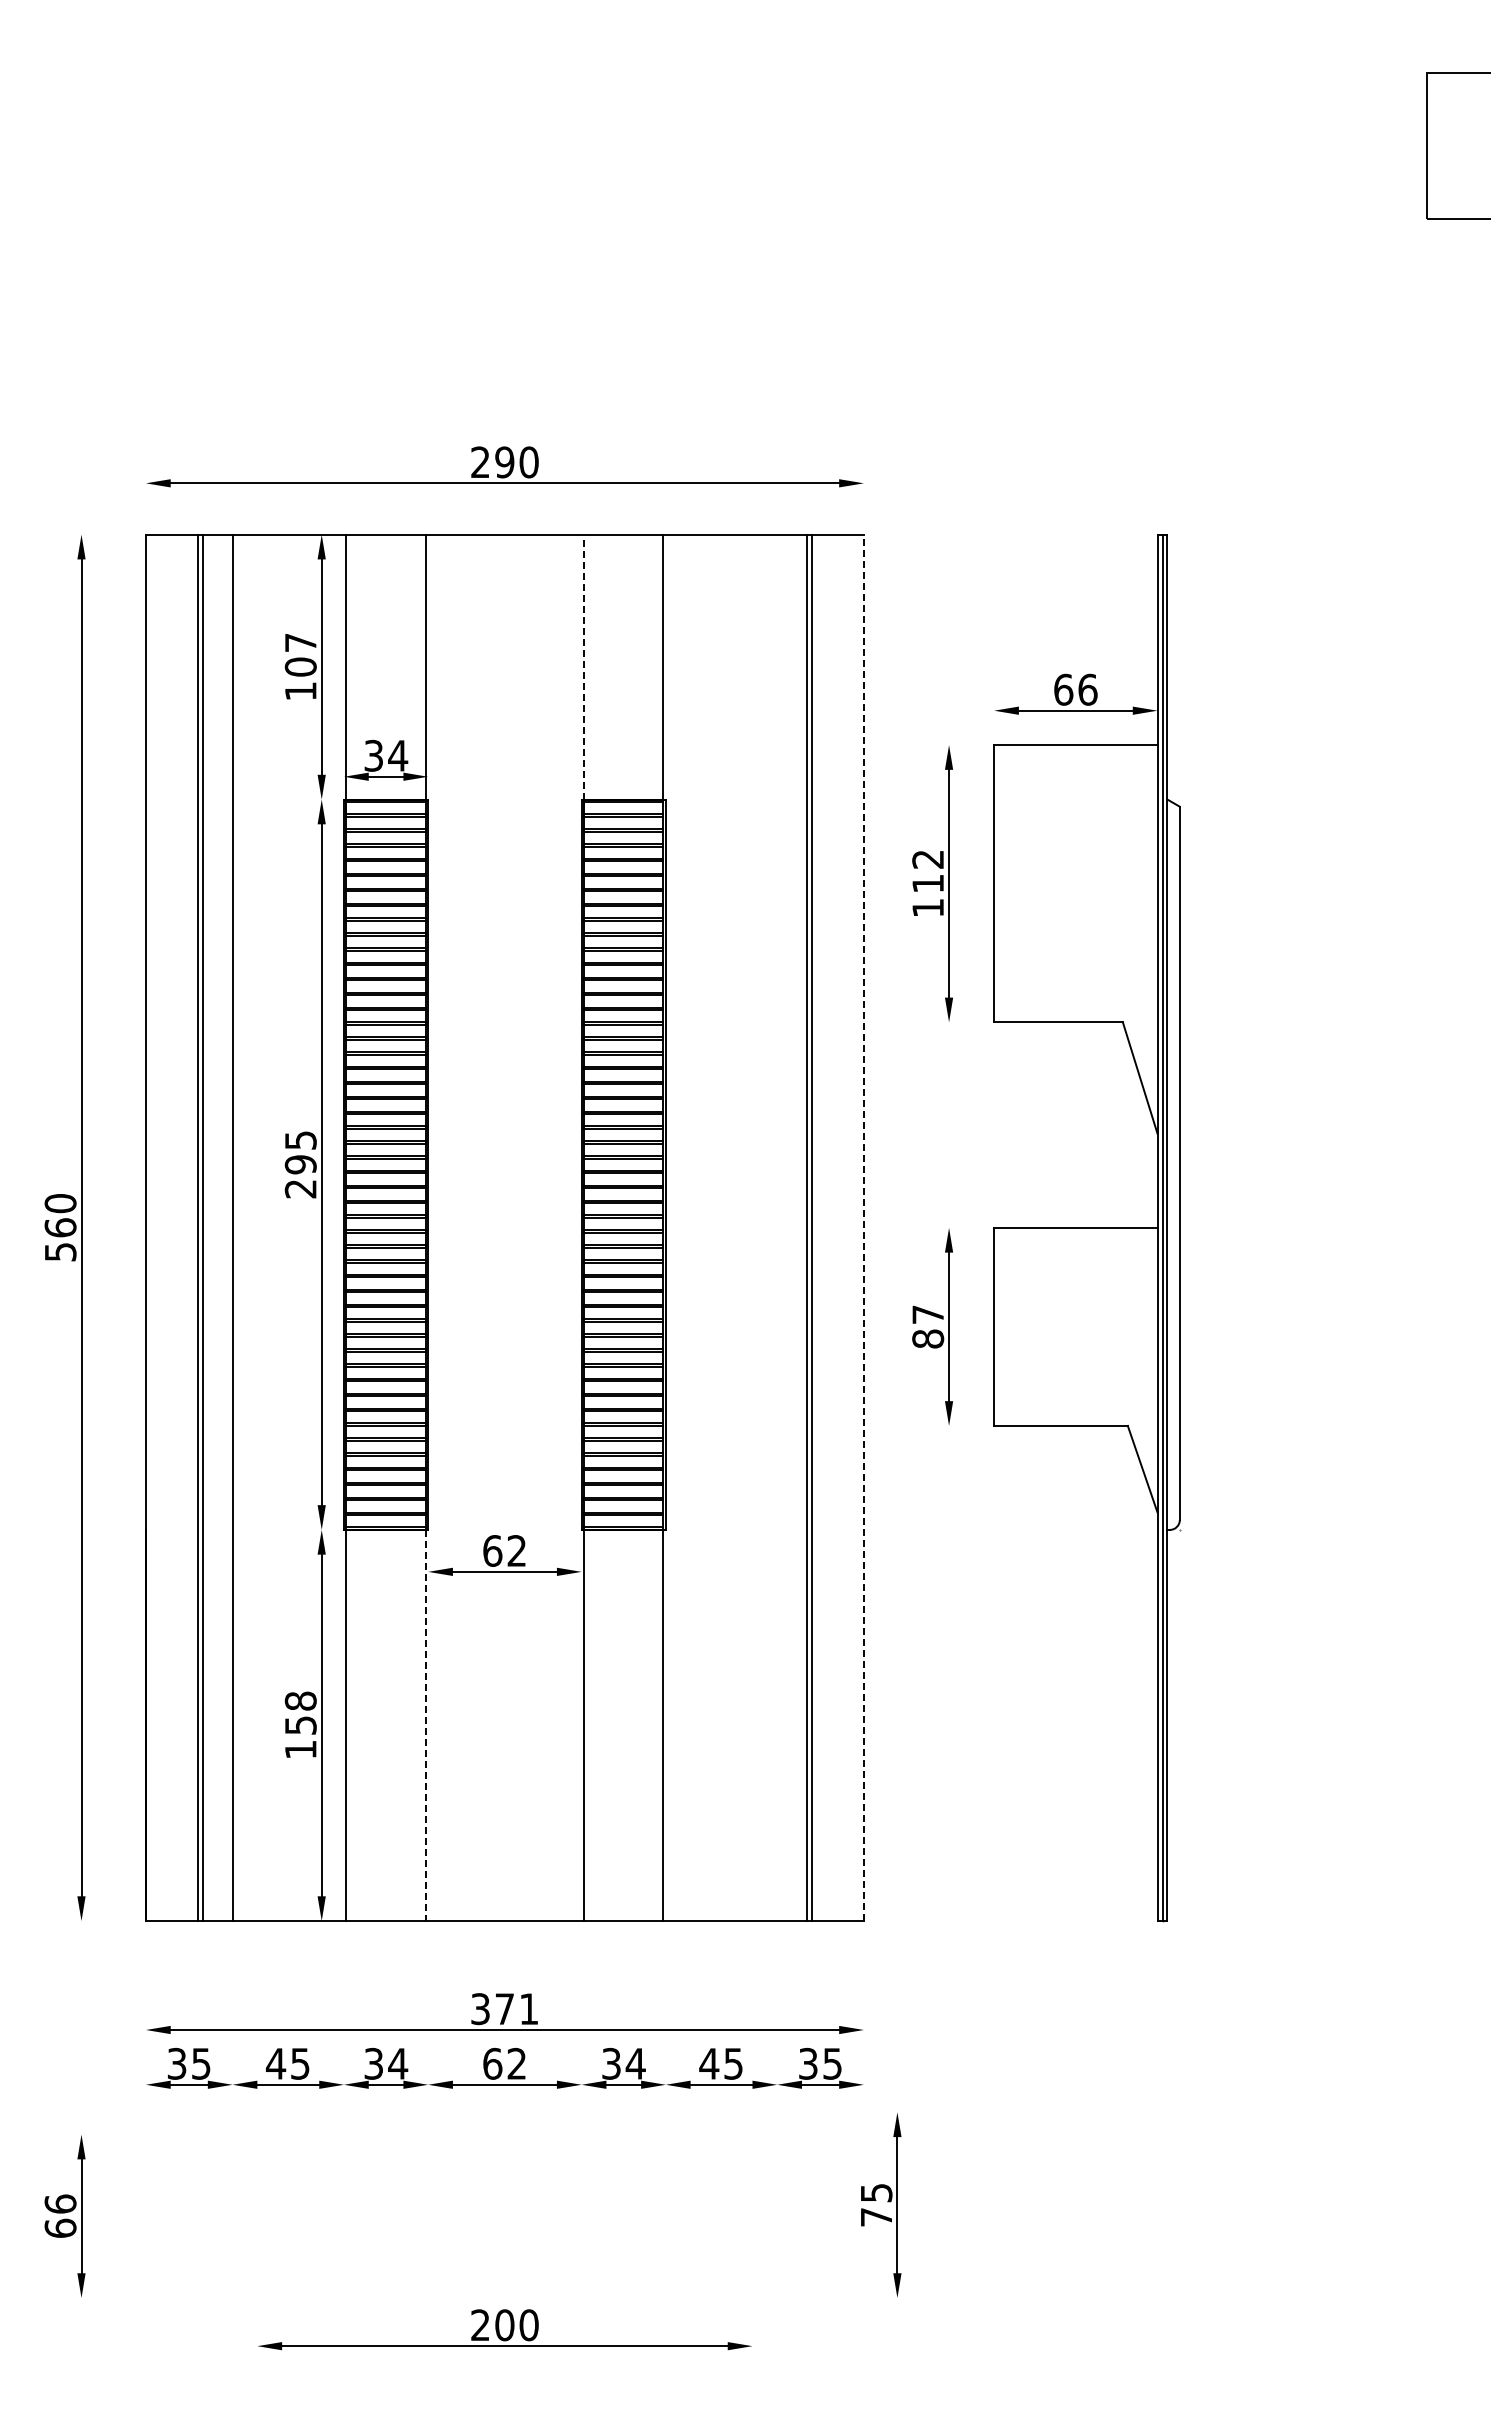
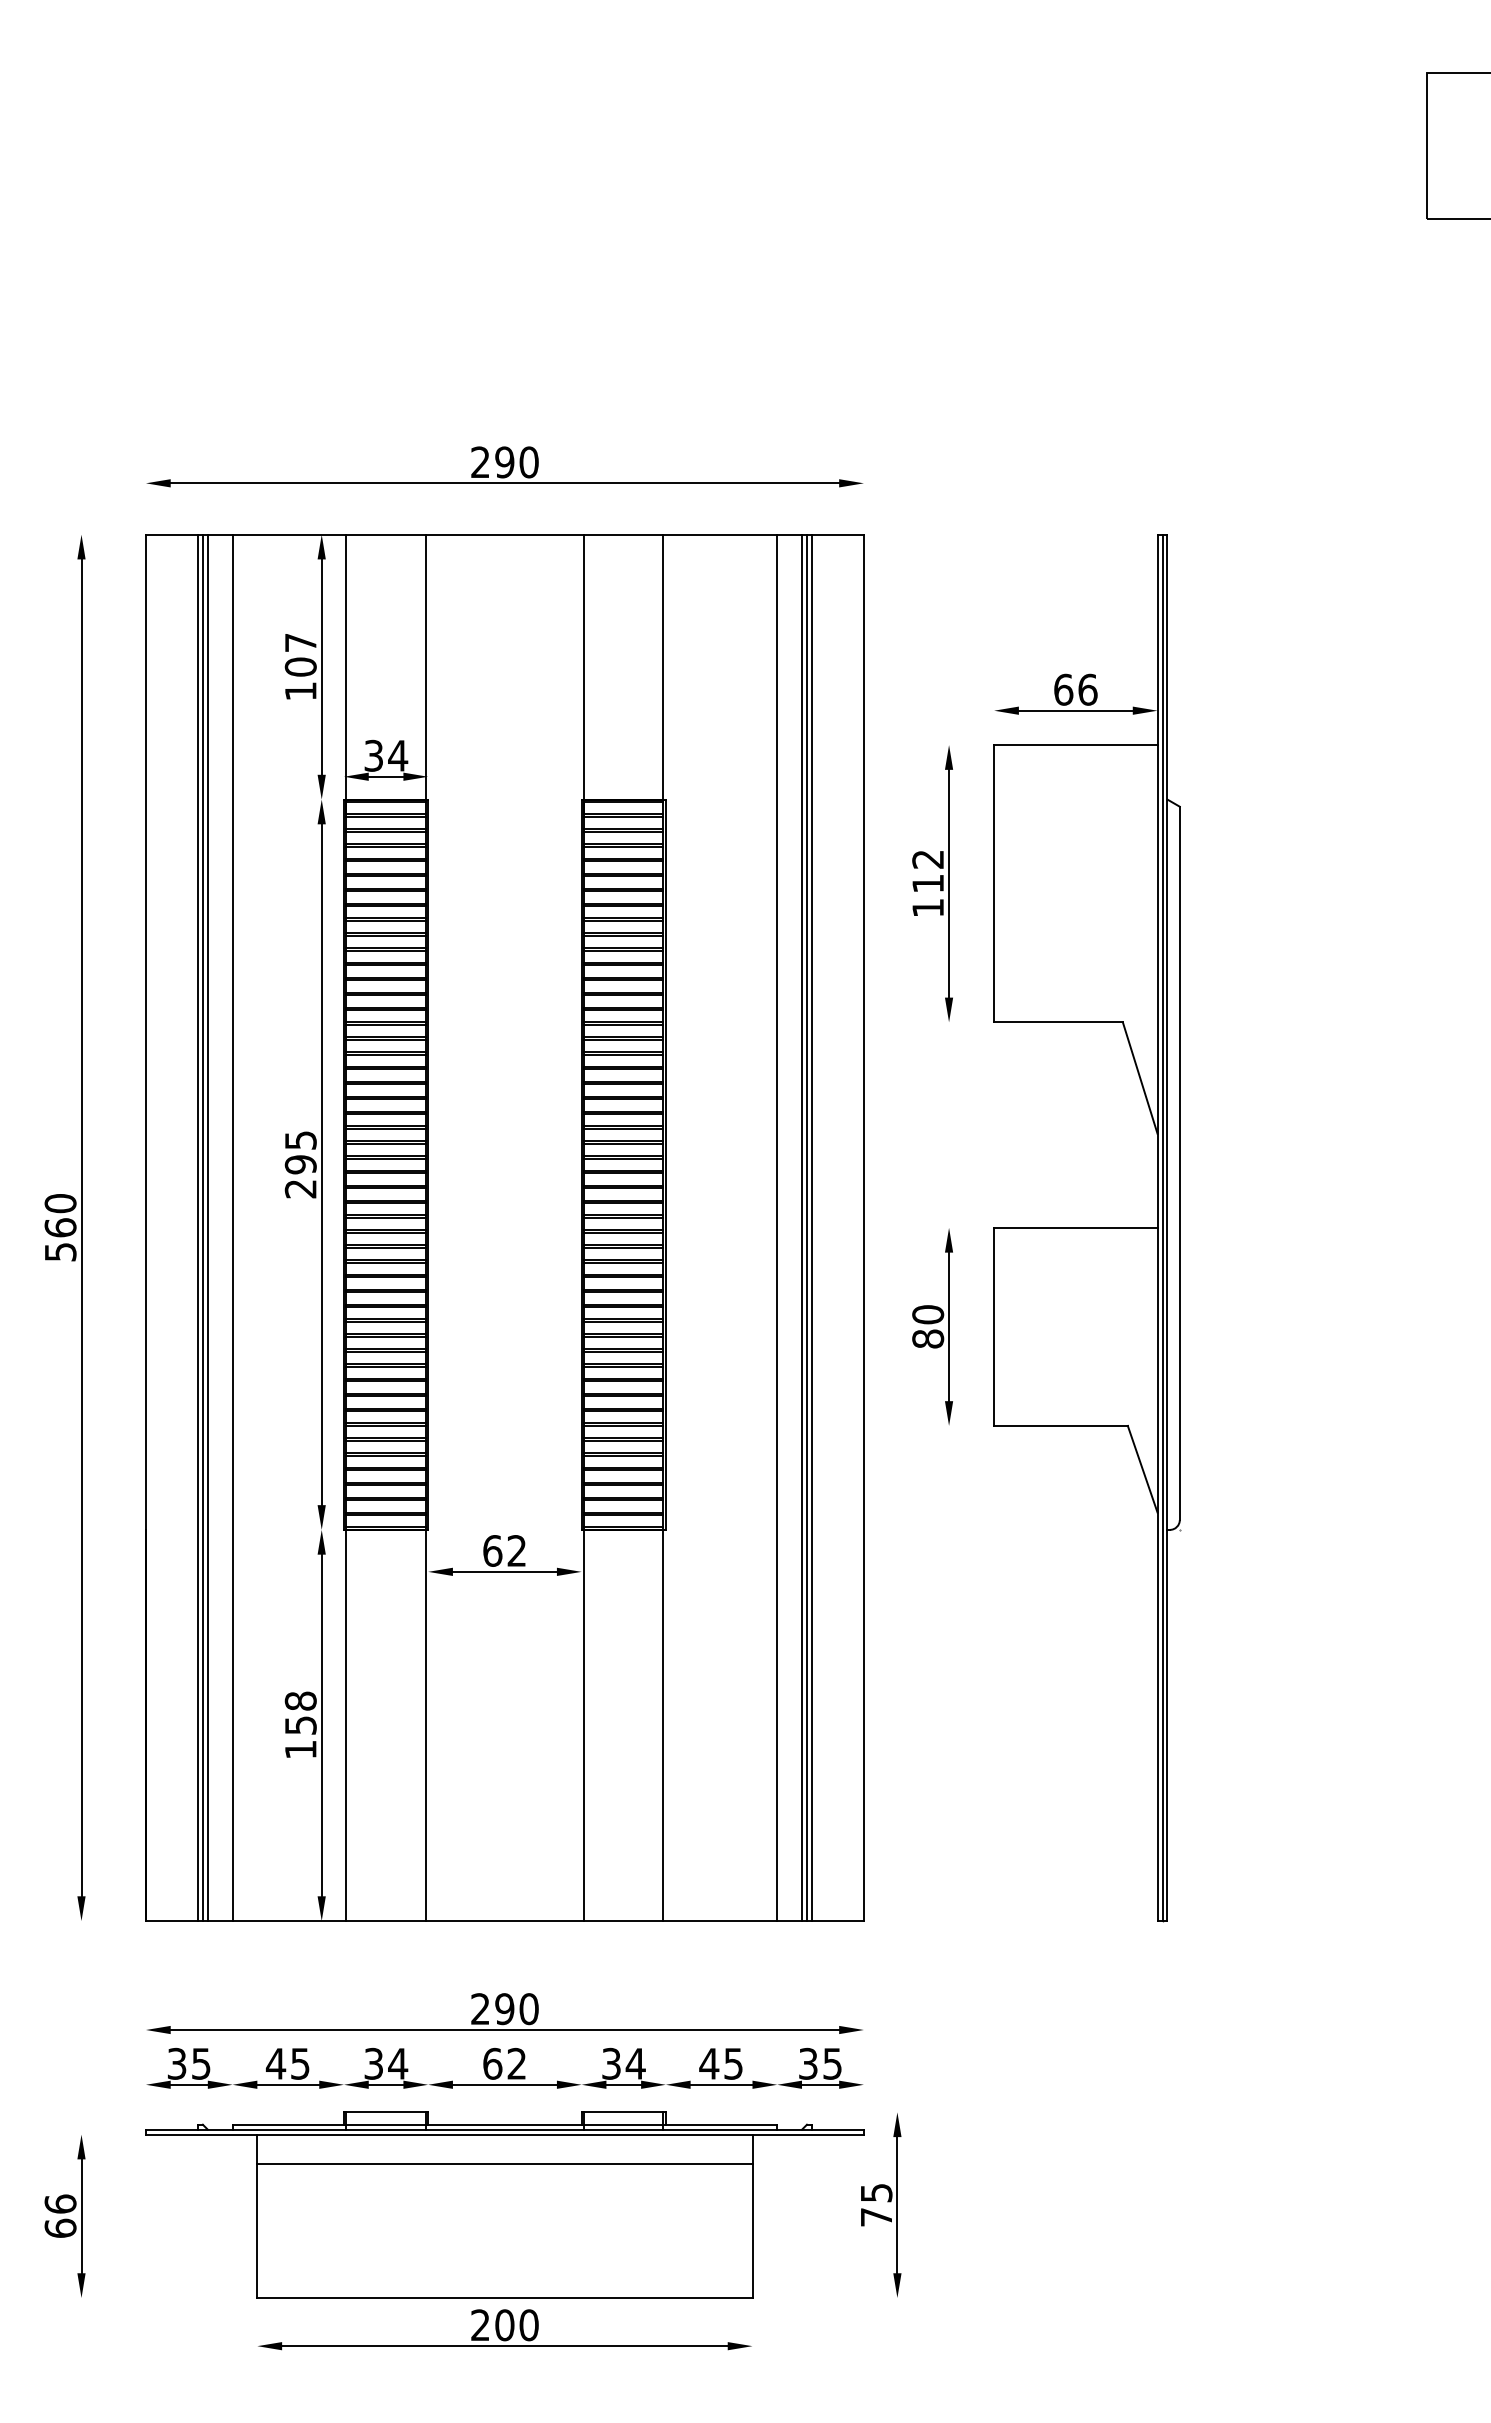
line: dashed -> solid (584, 666)
line: none -> present (207, 1227)
line: none -> present (777, 1227)
line: none -> present (802, 1227)
line: dashed -> solid (863, 1227)
text: 87 -> 80 (928, 1314)
line: dashed -> solid (425, 1725)
text: 371 -> 290 (504, 2009)
part: none -> present (504, 2204)
